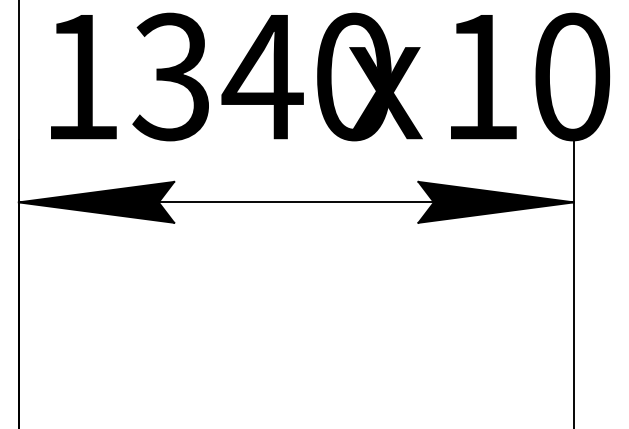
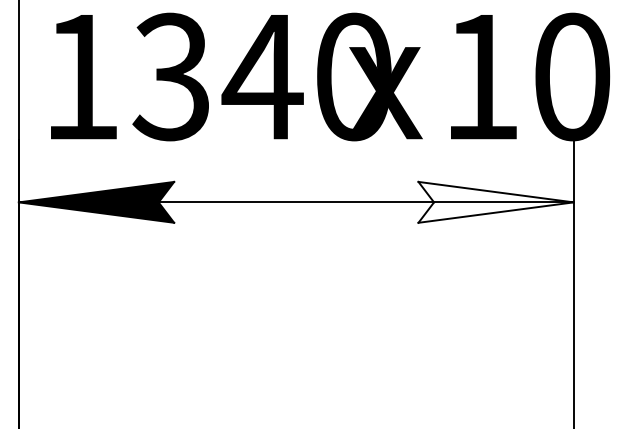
fill: present -> none (495, 201)
